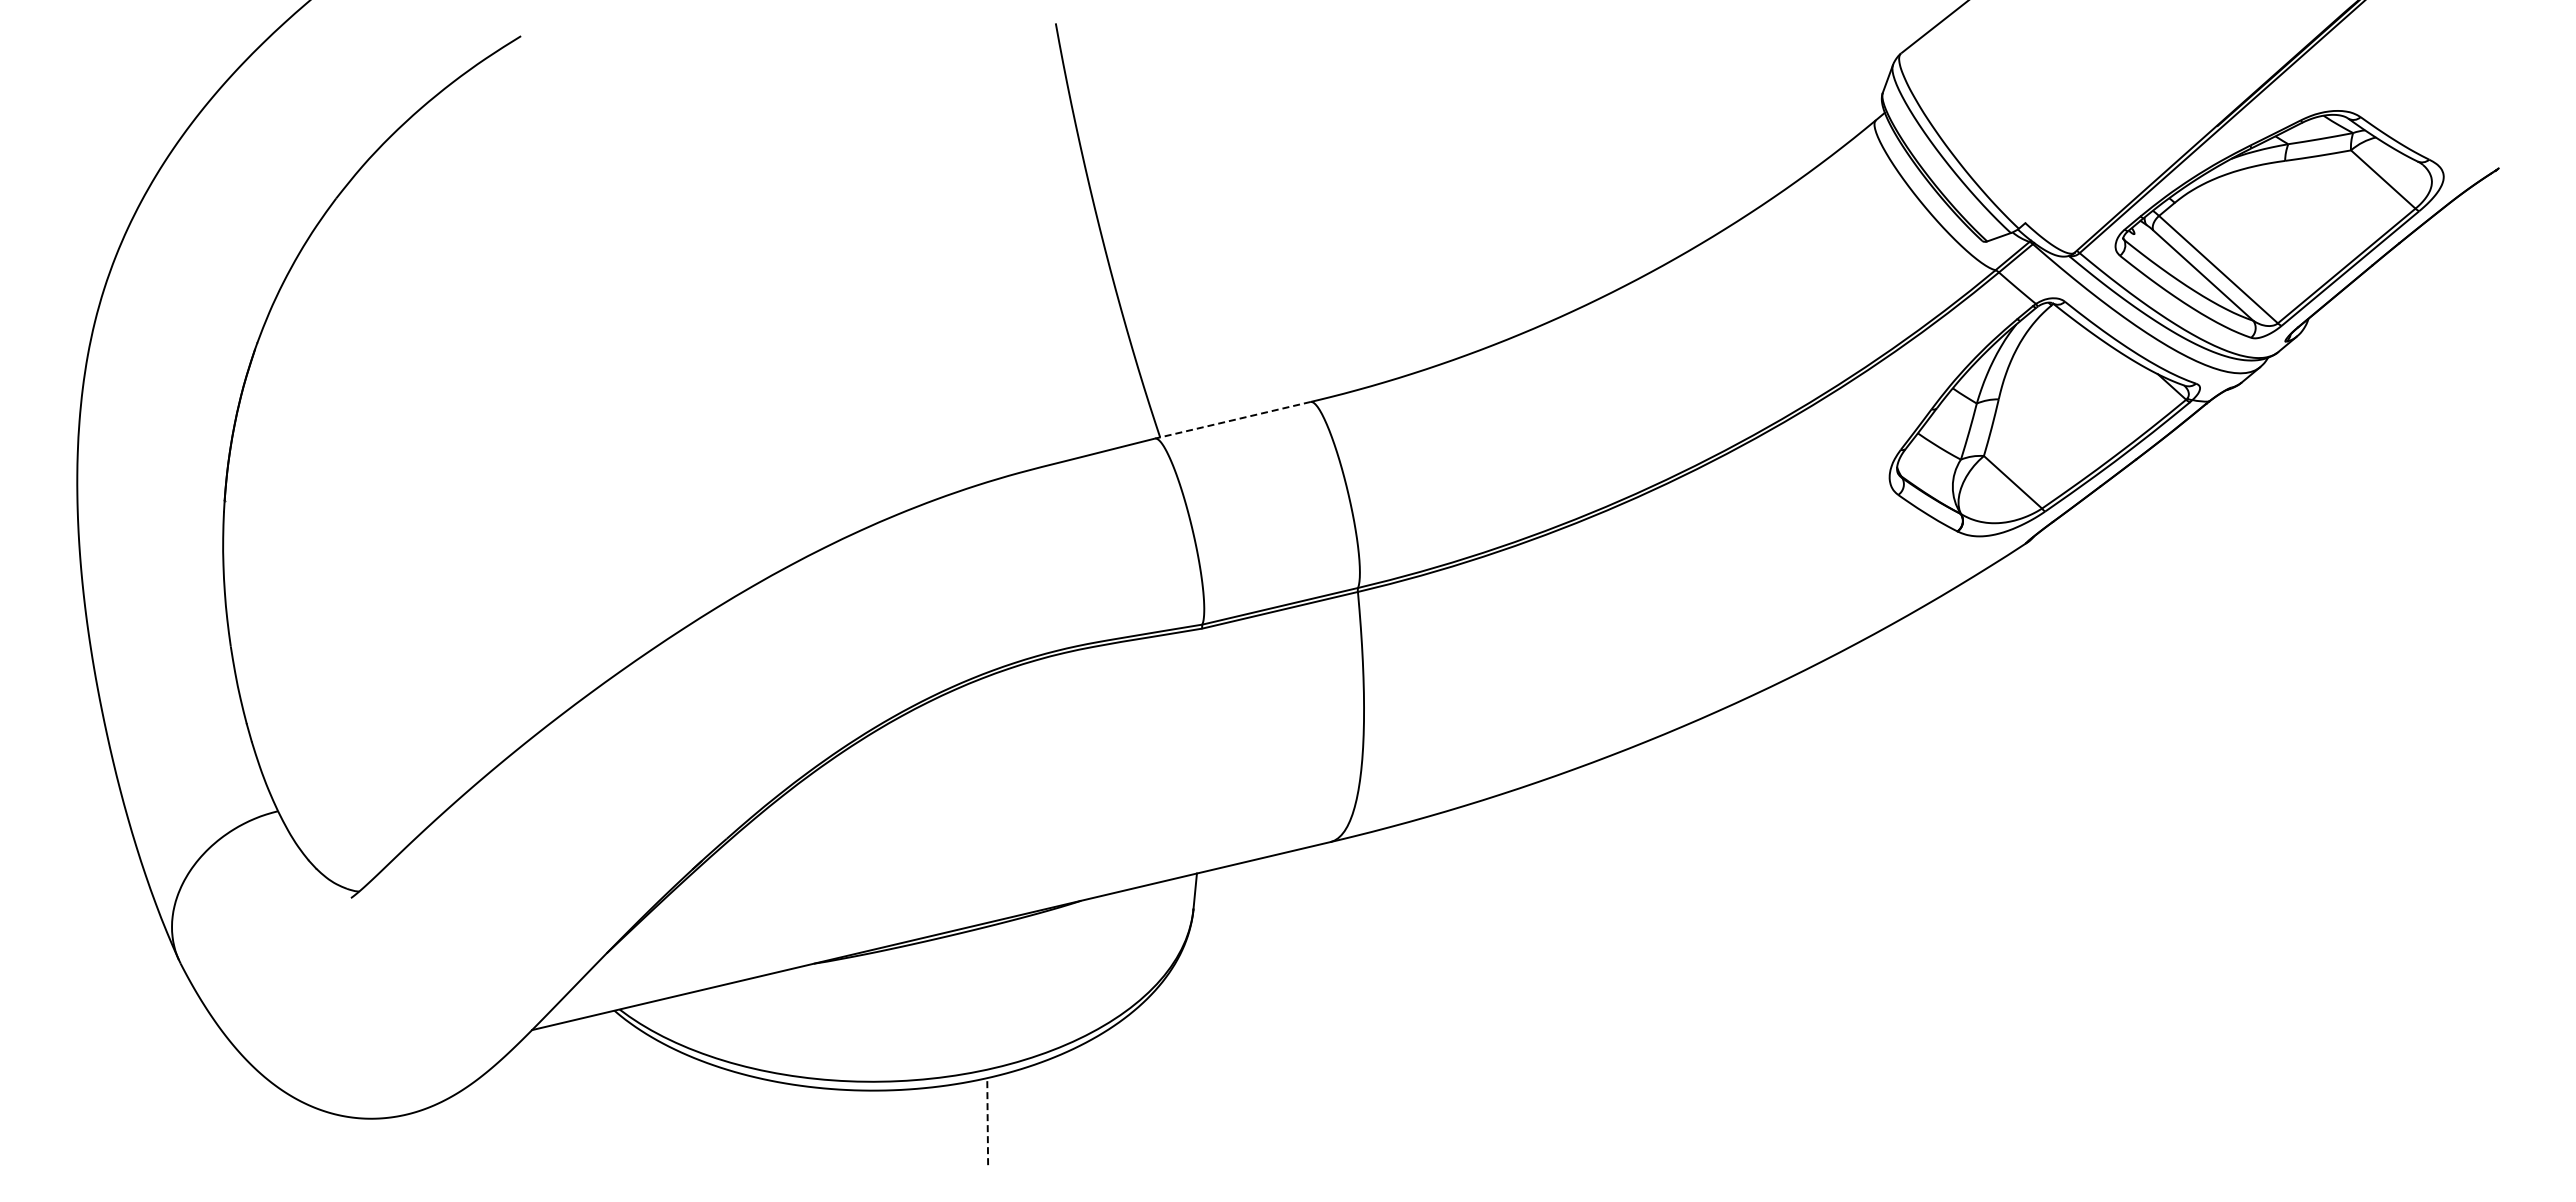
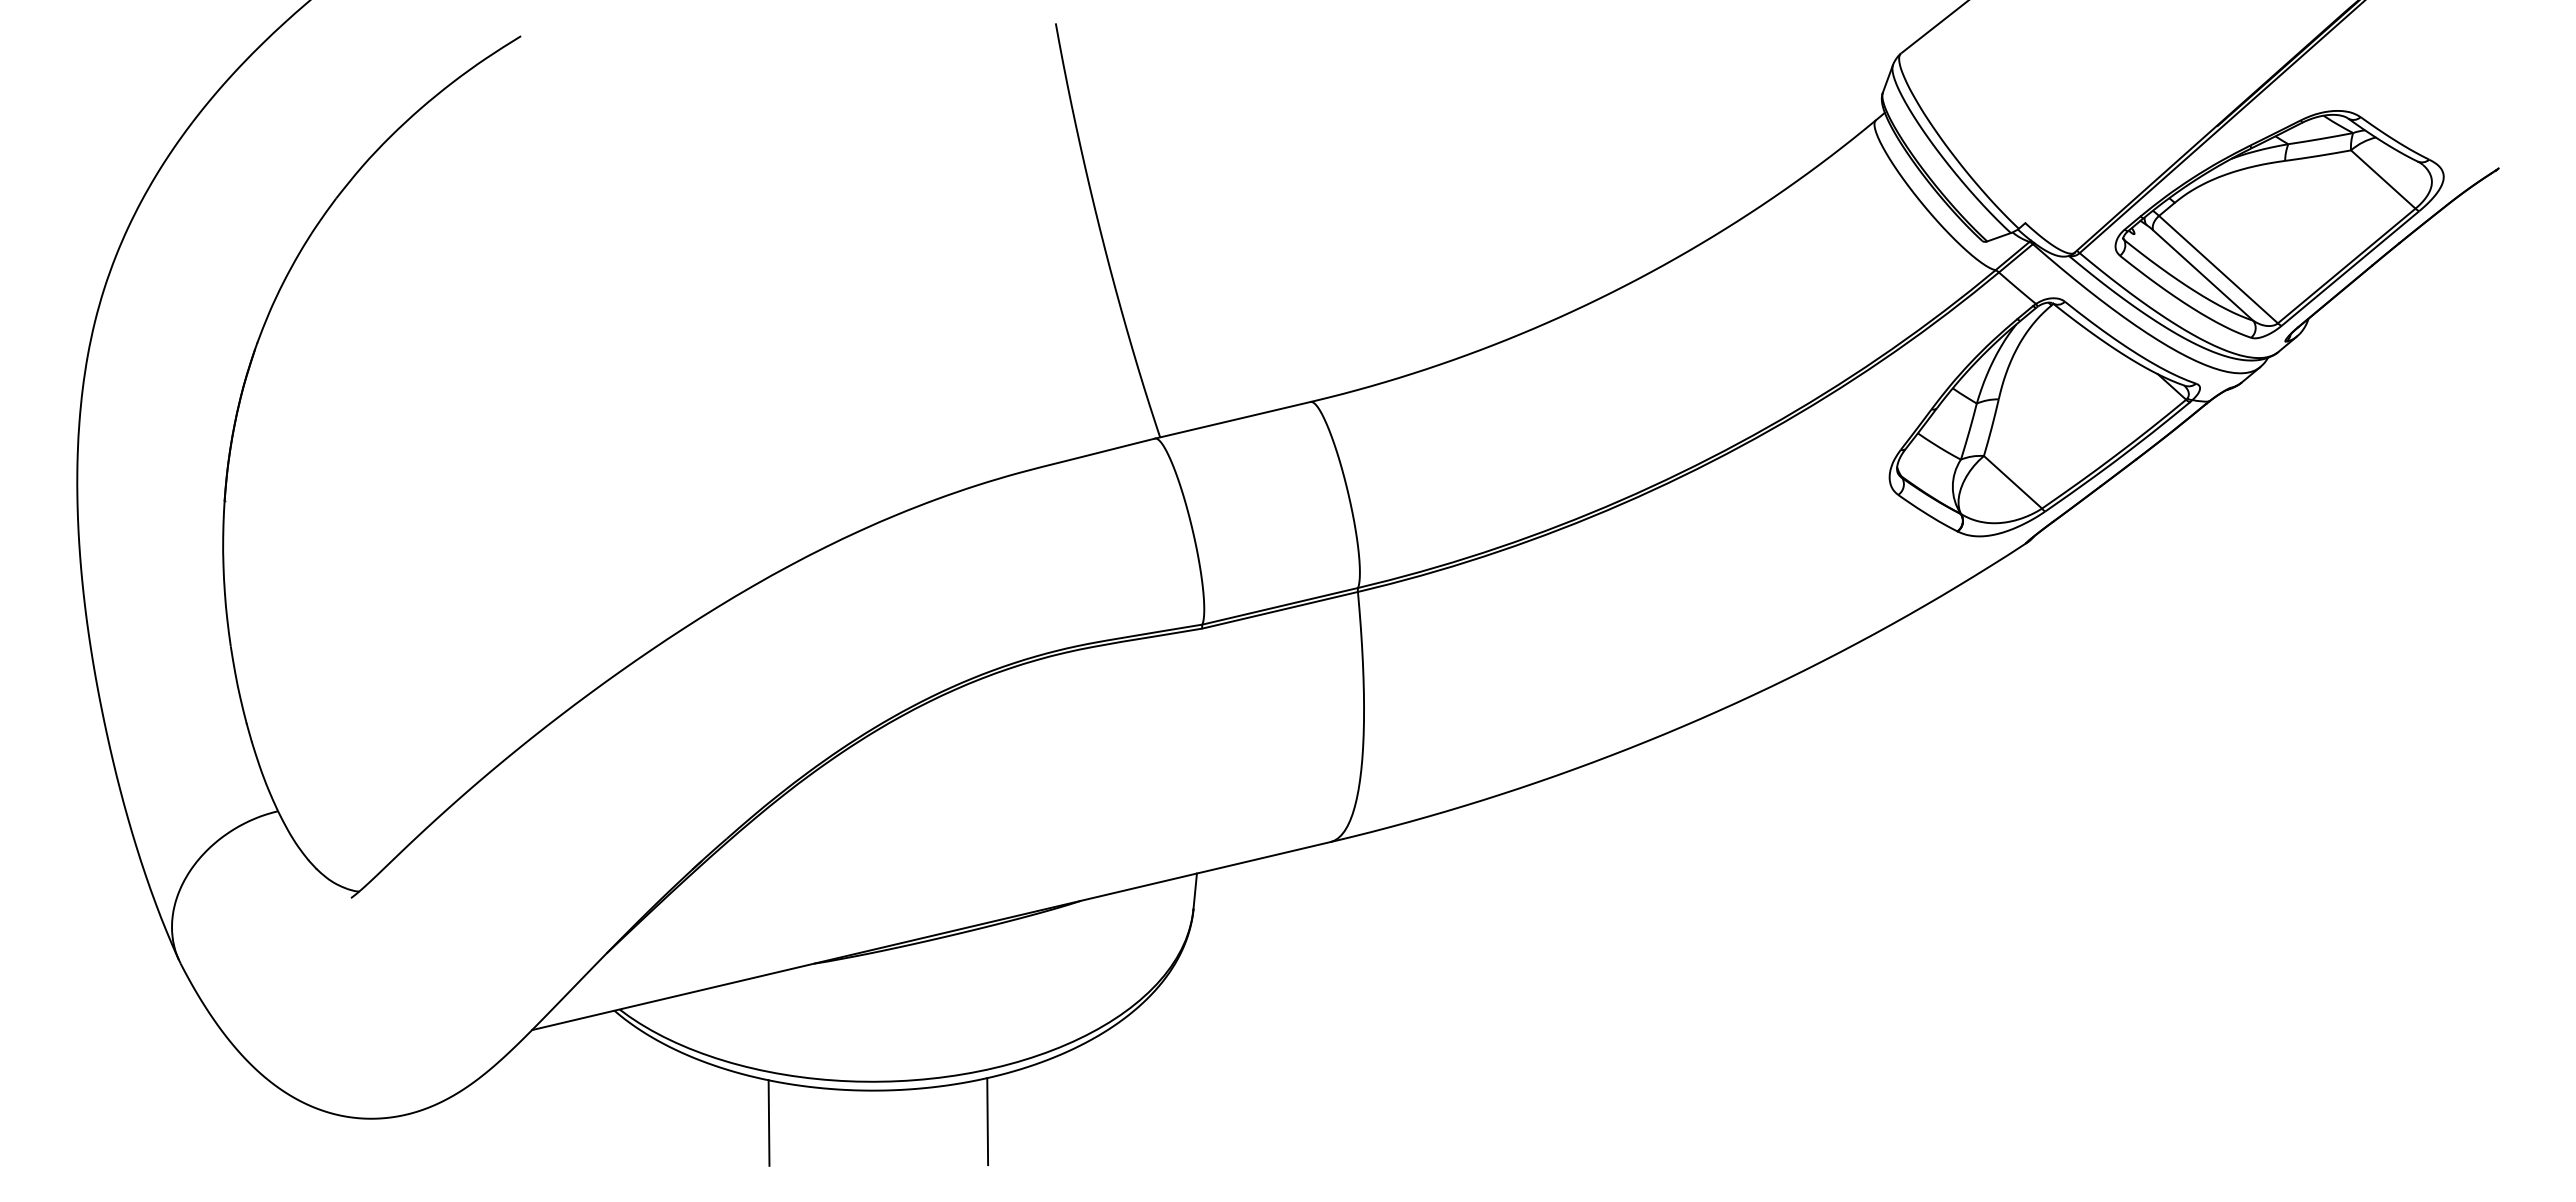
line: dashed -> solid (1232, 420)
line: dashed -> solid (987, 1121)
line: none -> present (768, 1122)
